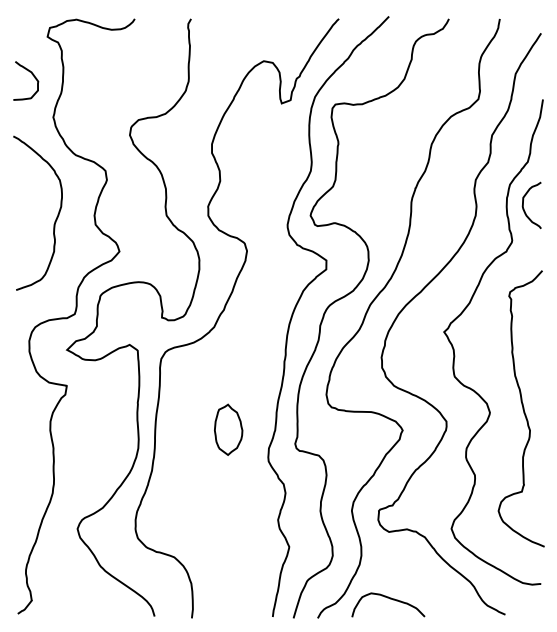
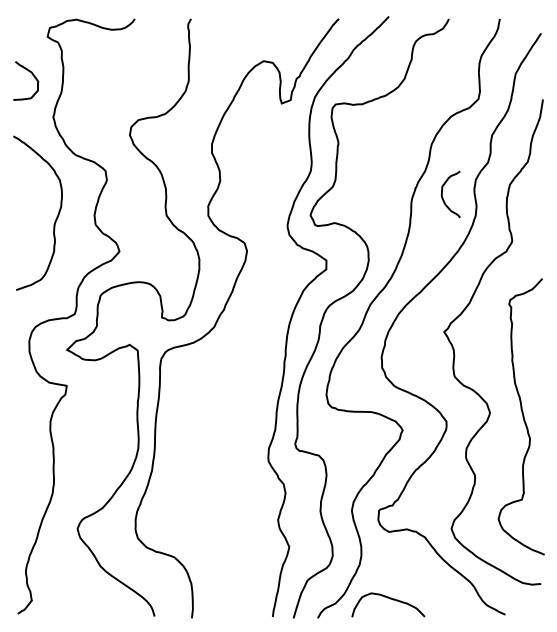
curve position: (524, 208) -> (443, 197) (443, 197)
curve position: (522, 408) -> (522, 416) (522, 416)
part: present -> none (228, 429)
